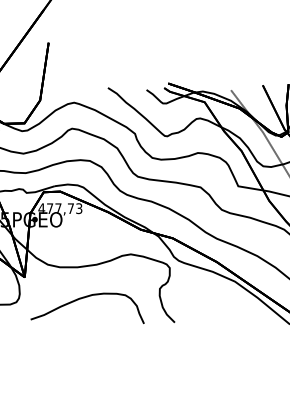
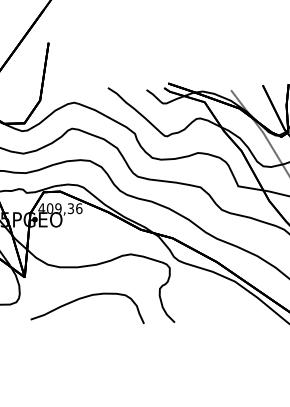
text: 477,73 -> 409,36 (64, 208)
